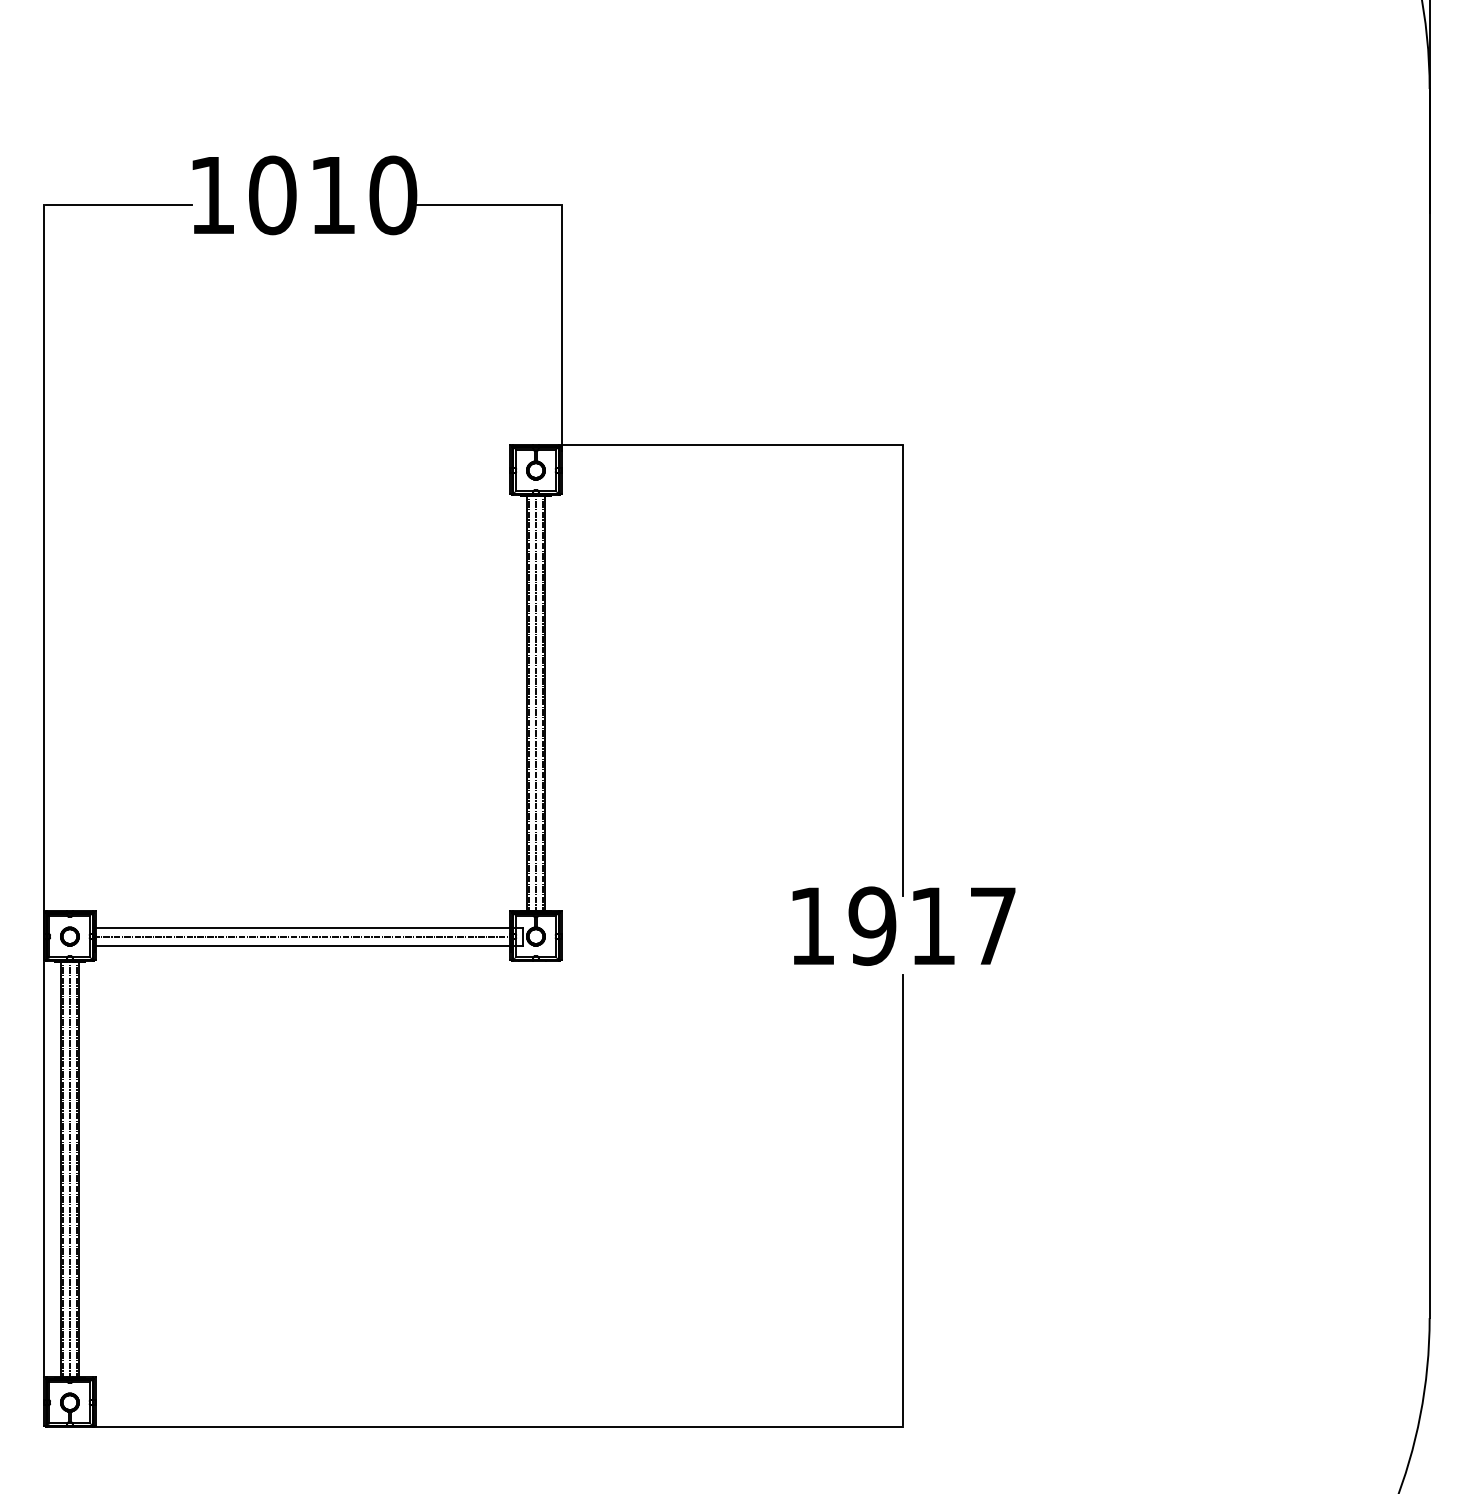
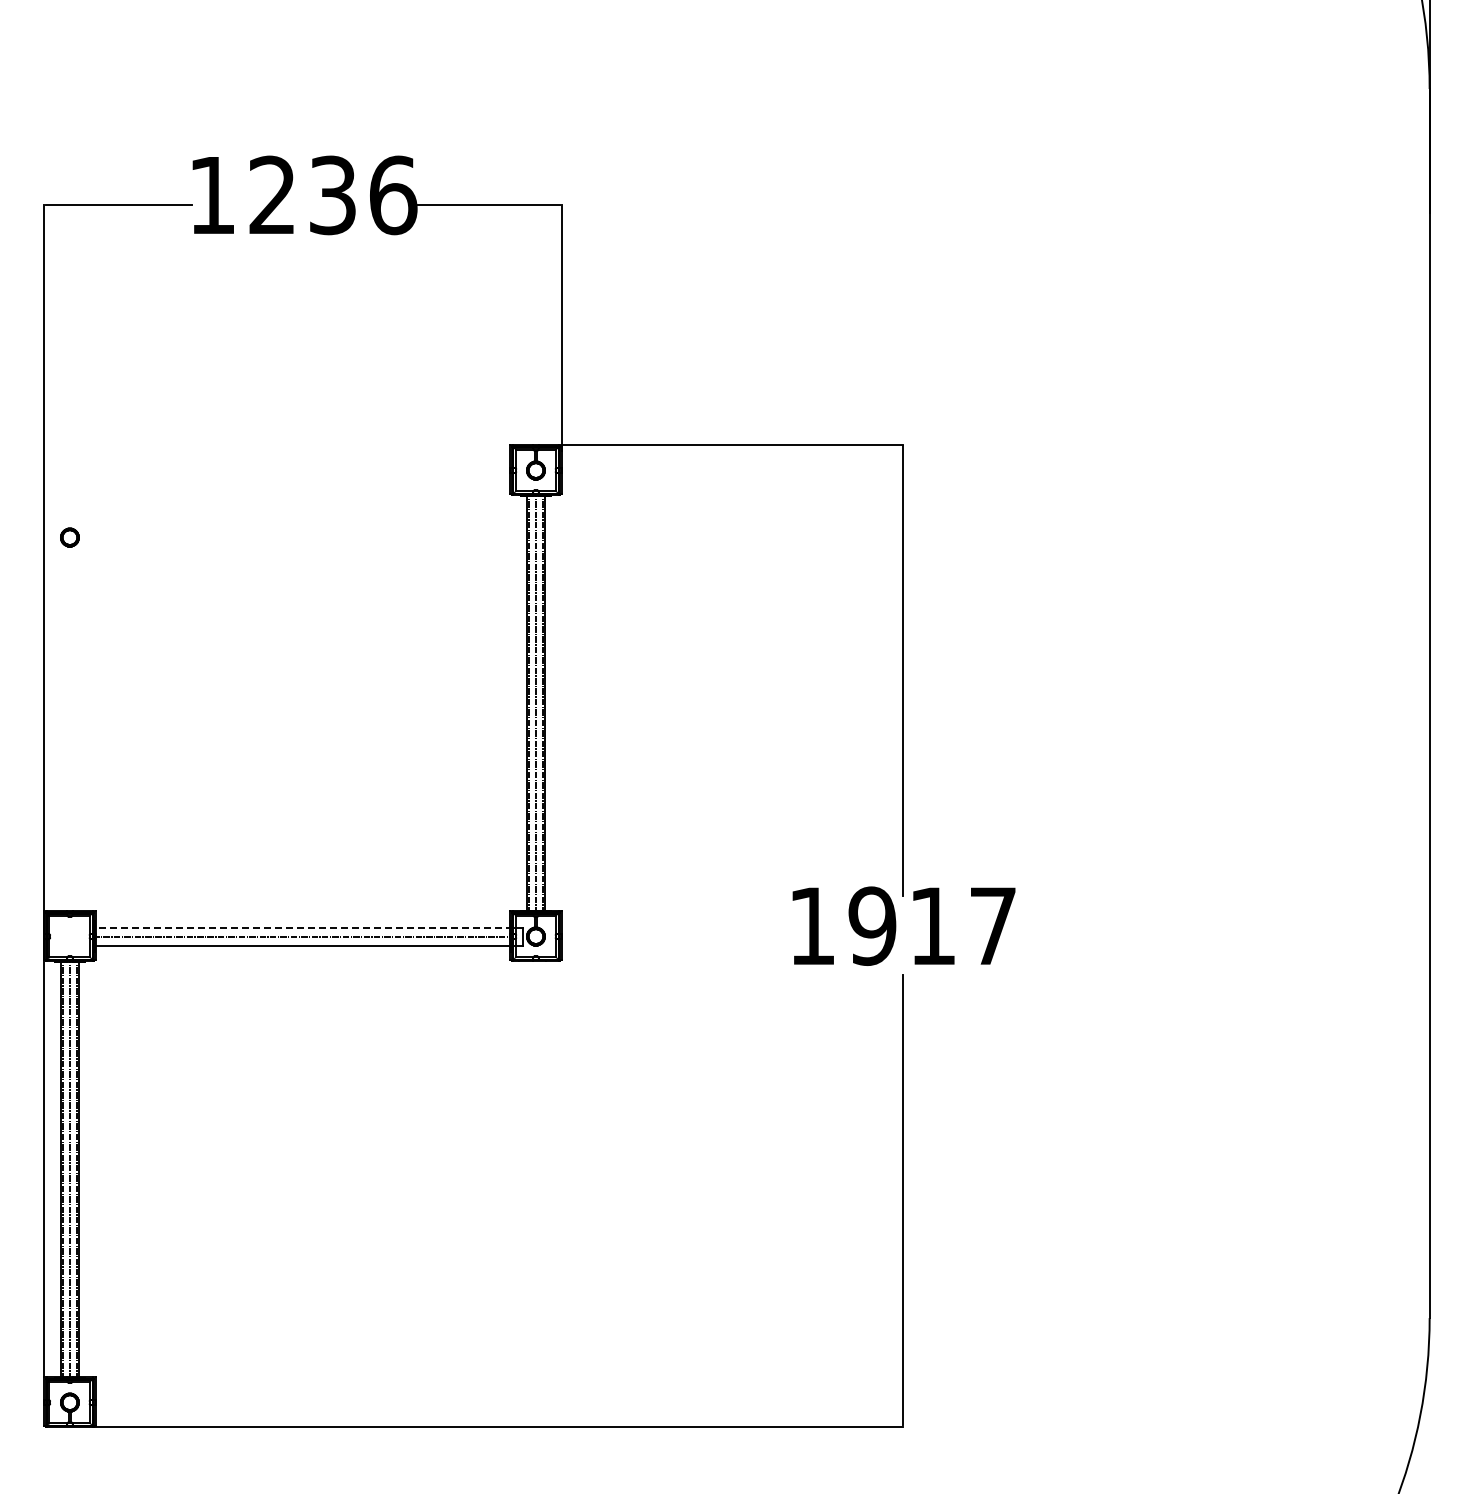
text: 1010 -> 1236 (333, 195)
line: solid -> dashed (302, 927)
part position: (69, 936) -> (69, 537) (69, 537)
